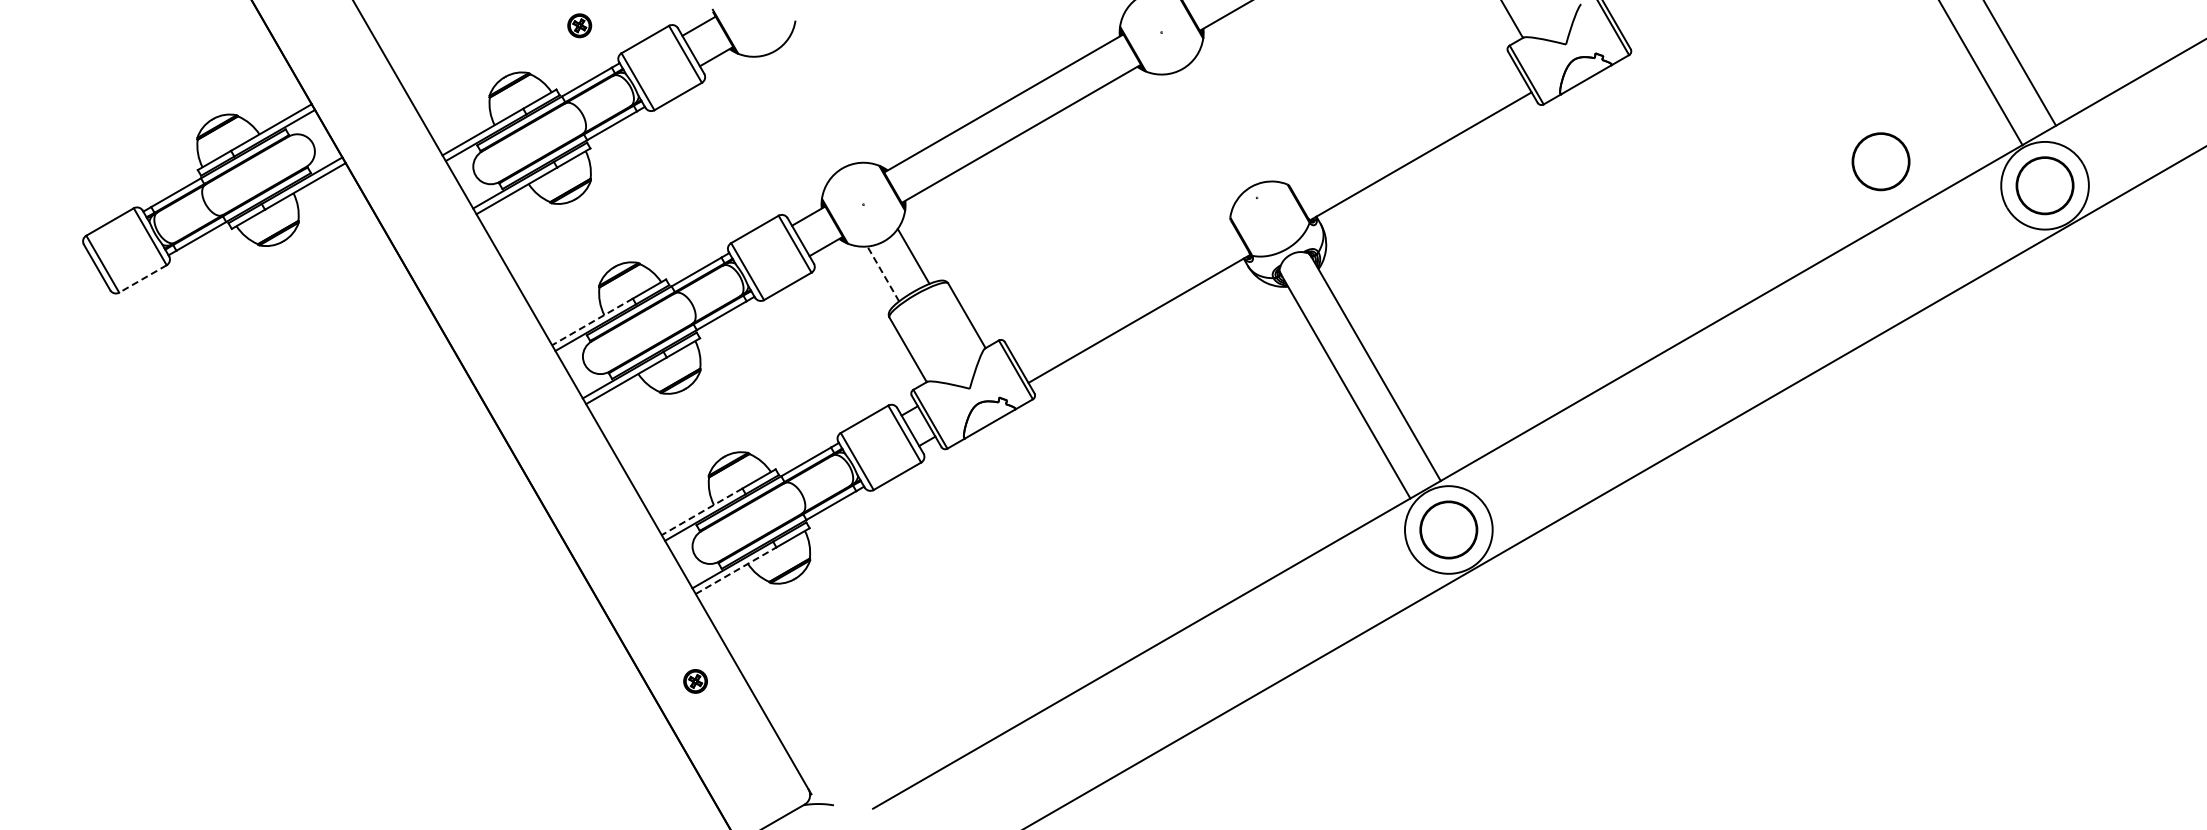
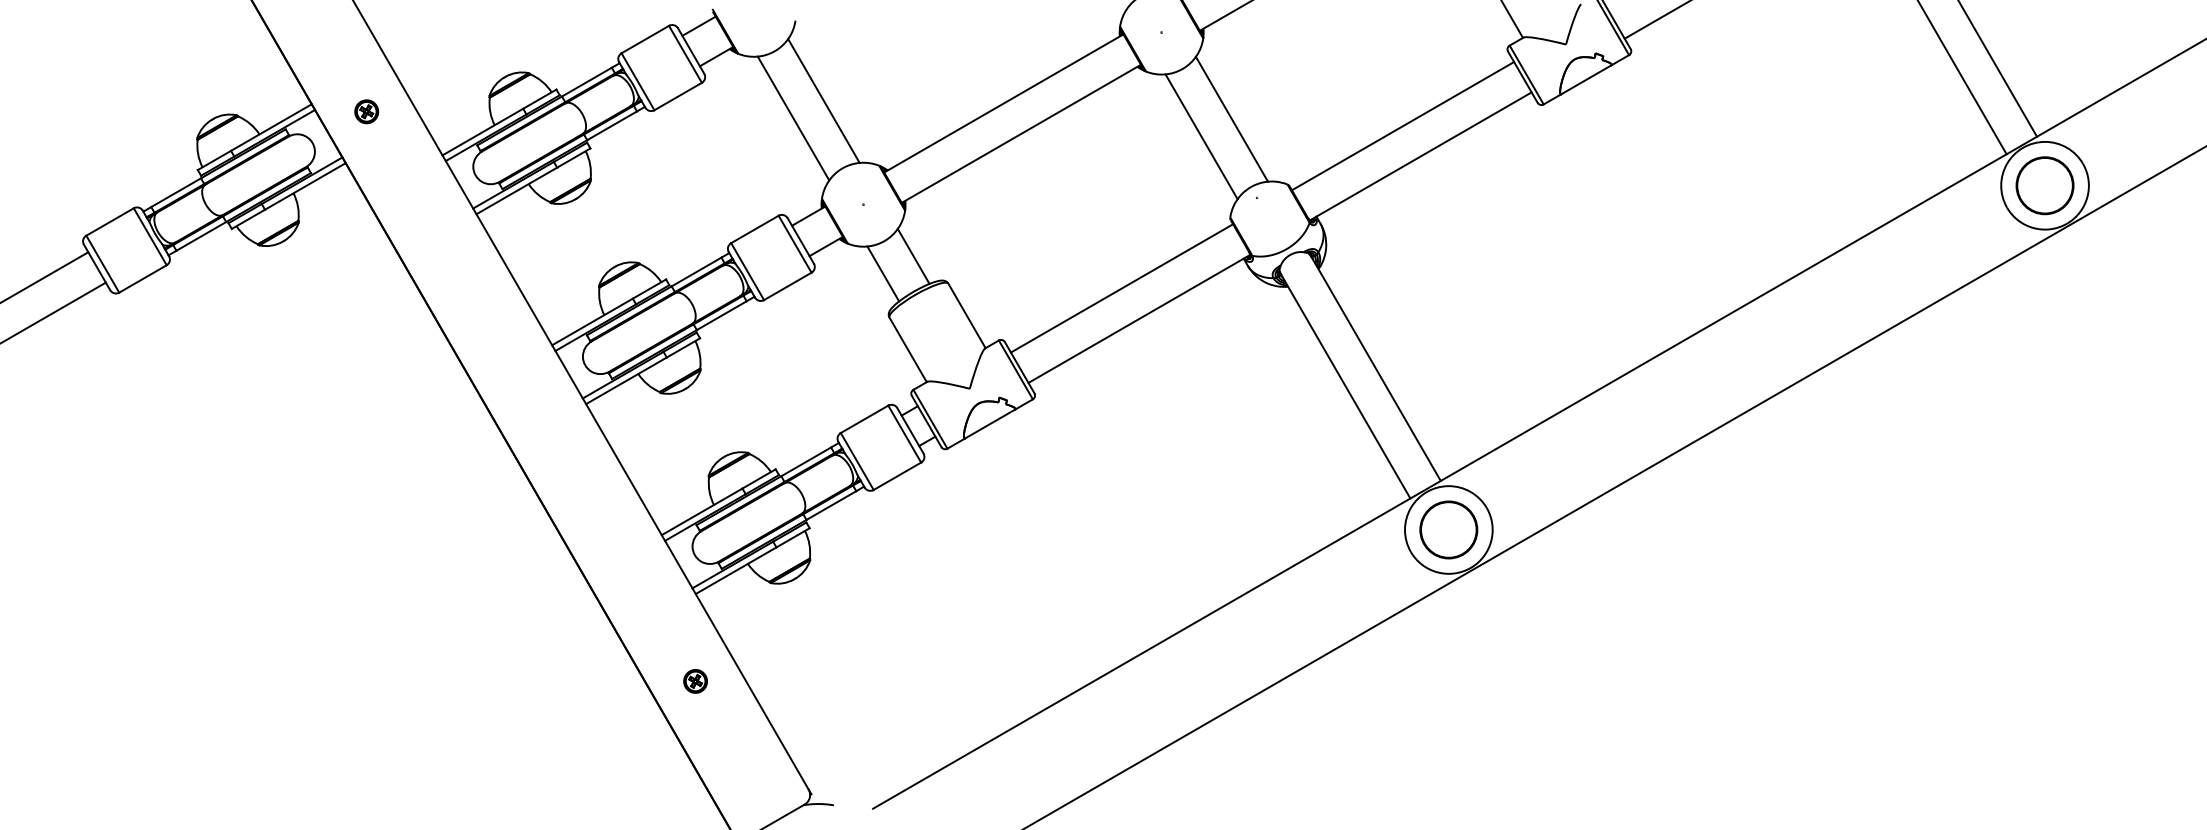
line: none -> present (1655, 20)
part position: (579, 25) -> (366, 111) (366, 111)
line position: (2020, 63) -> (1998, 69) (1998, 69)
line position: (1981, 73) -> (1962, 78) (1962, 78)
line: none -> present (823, 100)
line: none -> present (793, 118)
line: none -> present (1231, 118)
line: none -> present (1402, 126)
line: none -> present (1201, 136)
circle: present -> none (1880, 161)
line: dashed -> solid (883, 273)
line: none -> present (45, 276)
line: dashed -> solid (142, 279)
line: none -> present (1121, 288)
line: none -> present (53, 312)
line: dashed -> solid (592, 321)
line: dashed -> solid (702, 511)
line: dashed -> solid (736, 570)
